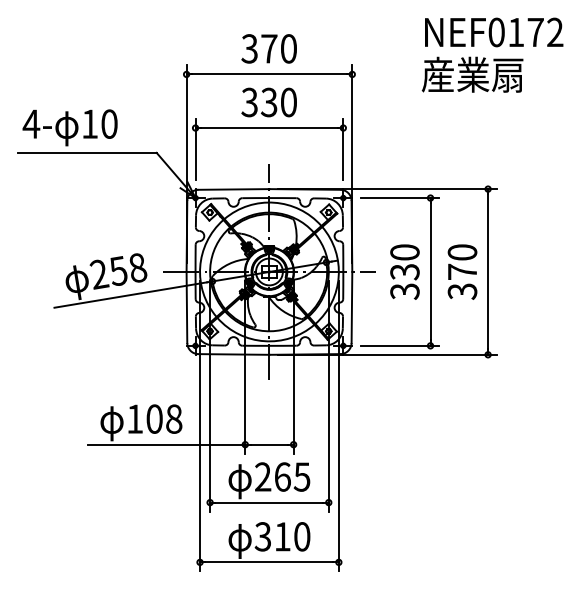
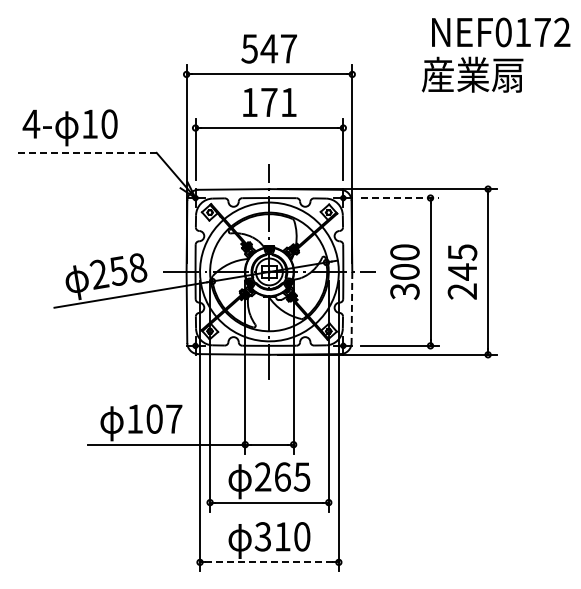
text position: (494, 32) -> (501, 32) (501, 32)
text: 370 -> 547 (269, 48)
text: 330 -> 171 (268, 102)
line: solid -> dashed (87, 152)
line: solid -> dashed (400, 198)
text: 370 -> 245 (462, 271)
text: 330 -> 300 (404, 272)
line: solid -> dashed (351, 307)
text: 108 -> 107 (174, 418)
line: solid -> dashed (268, 562)
